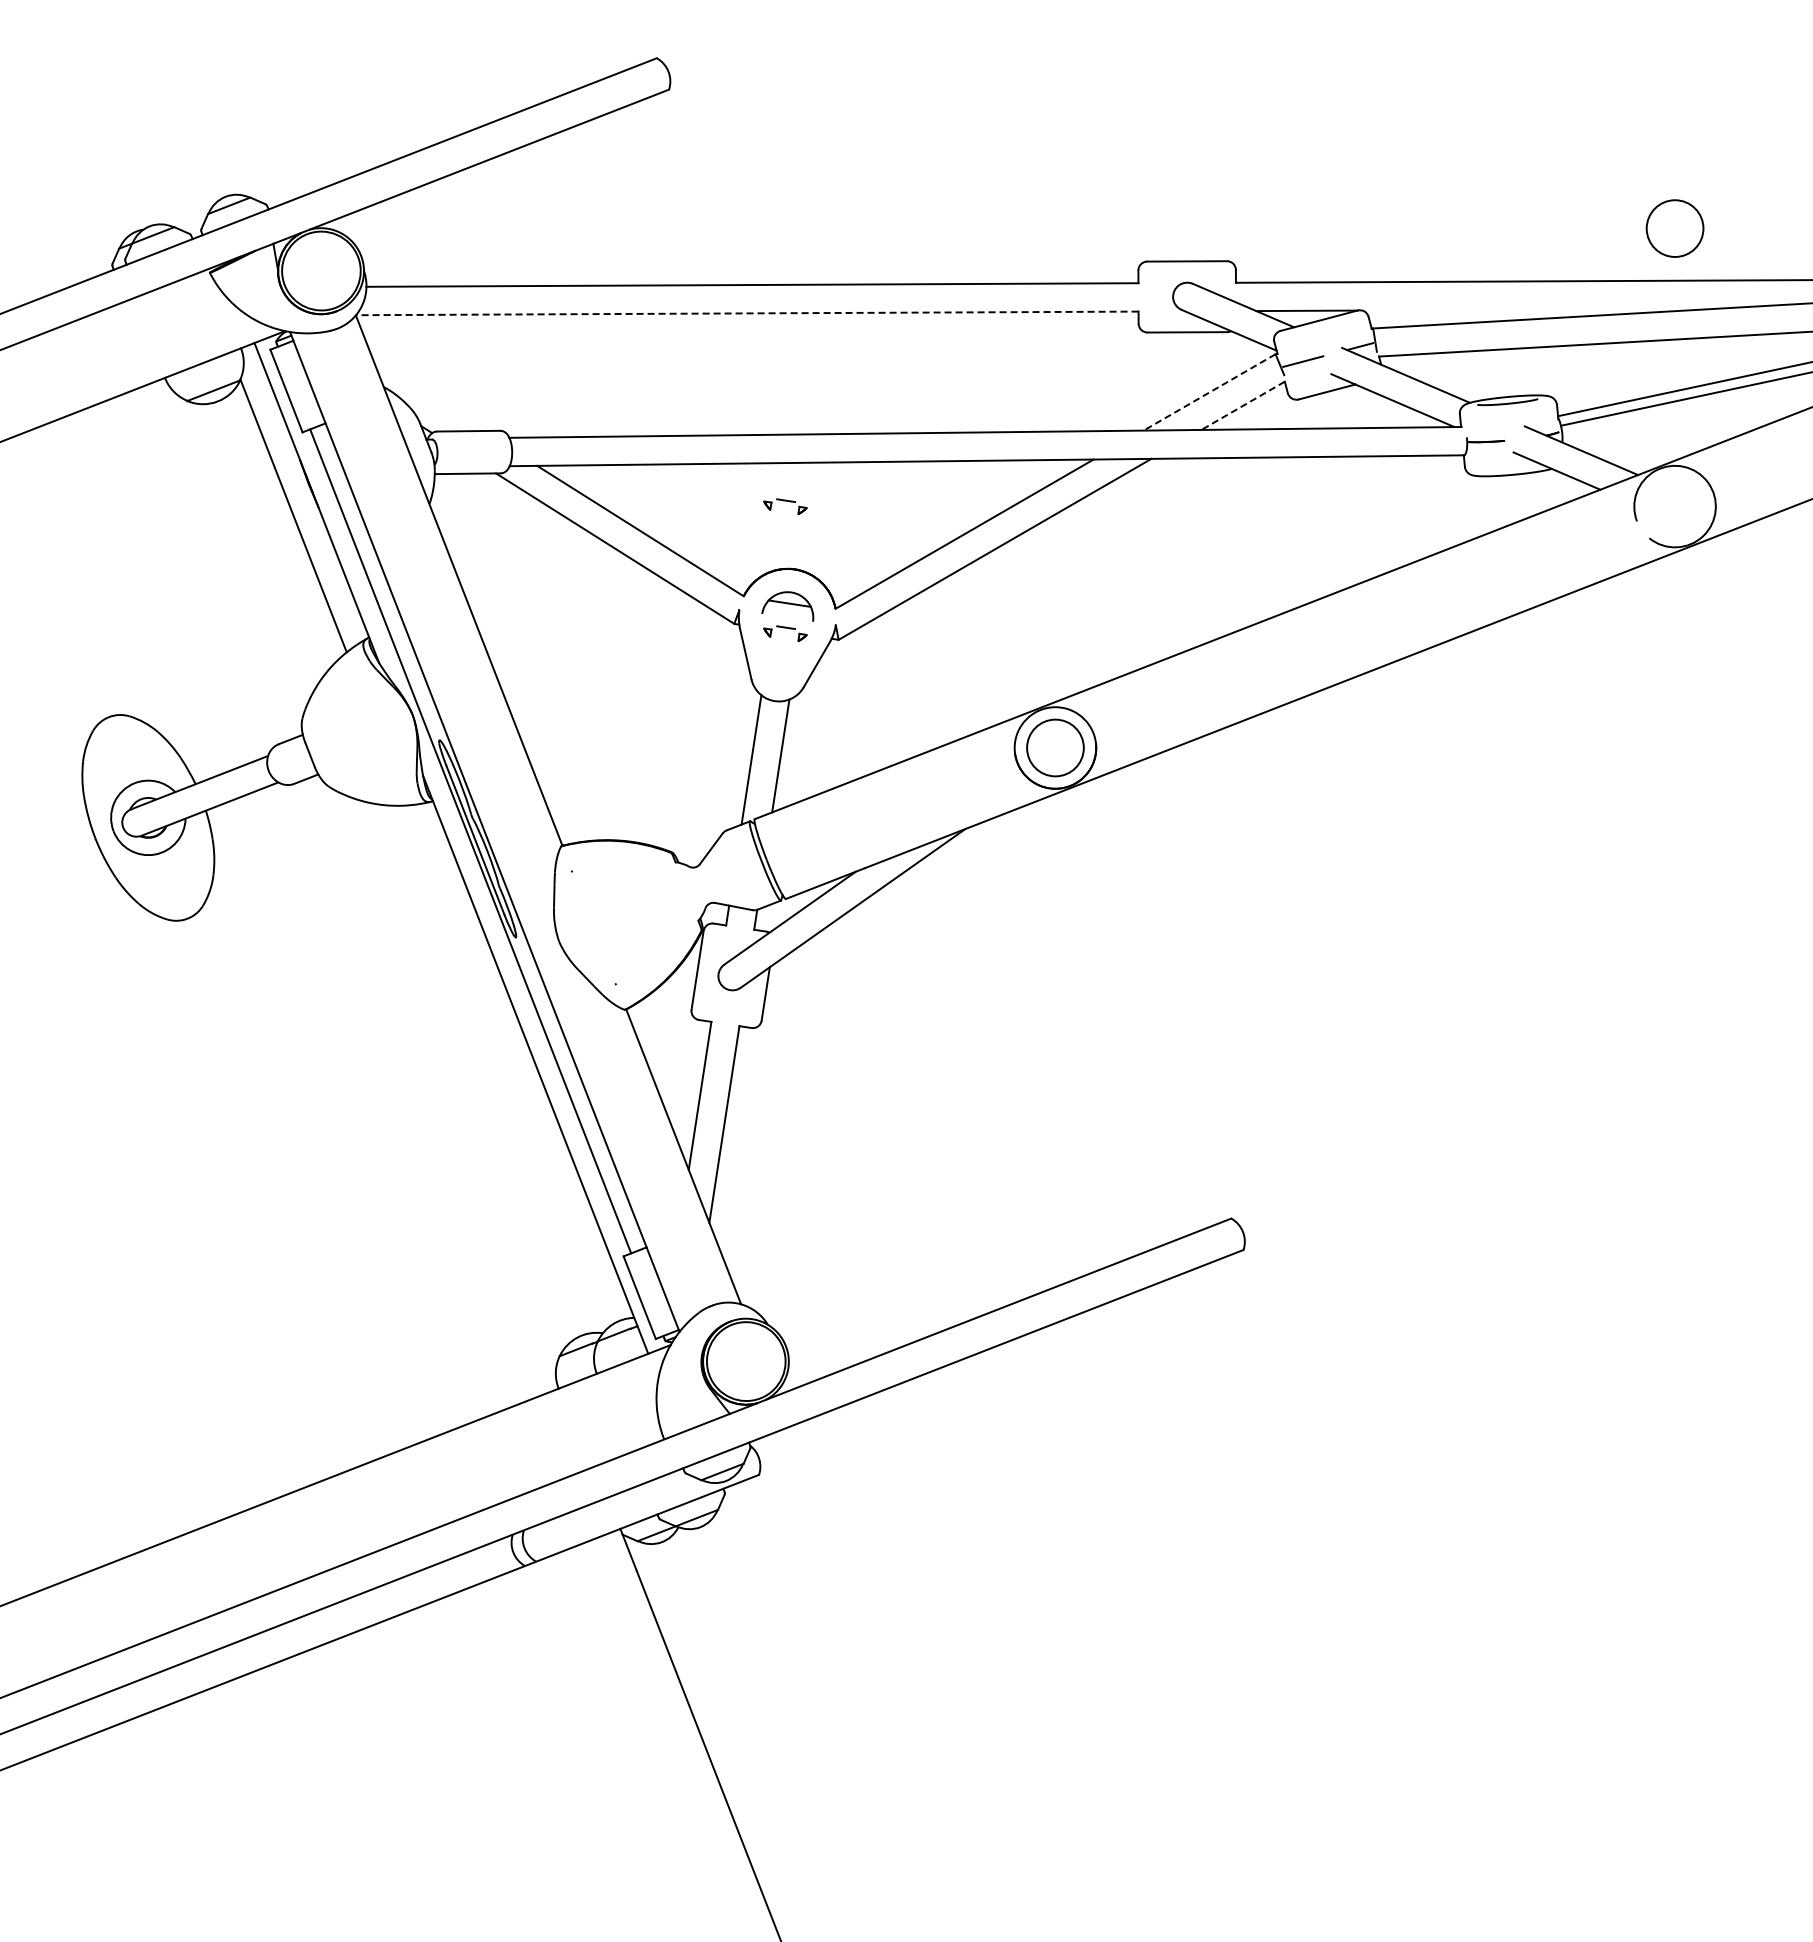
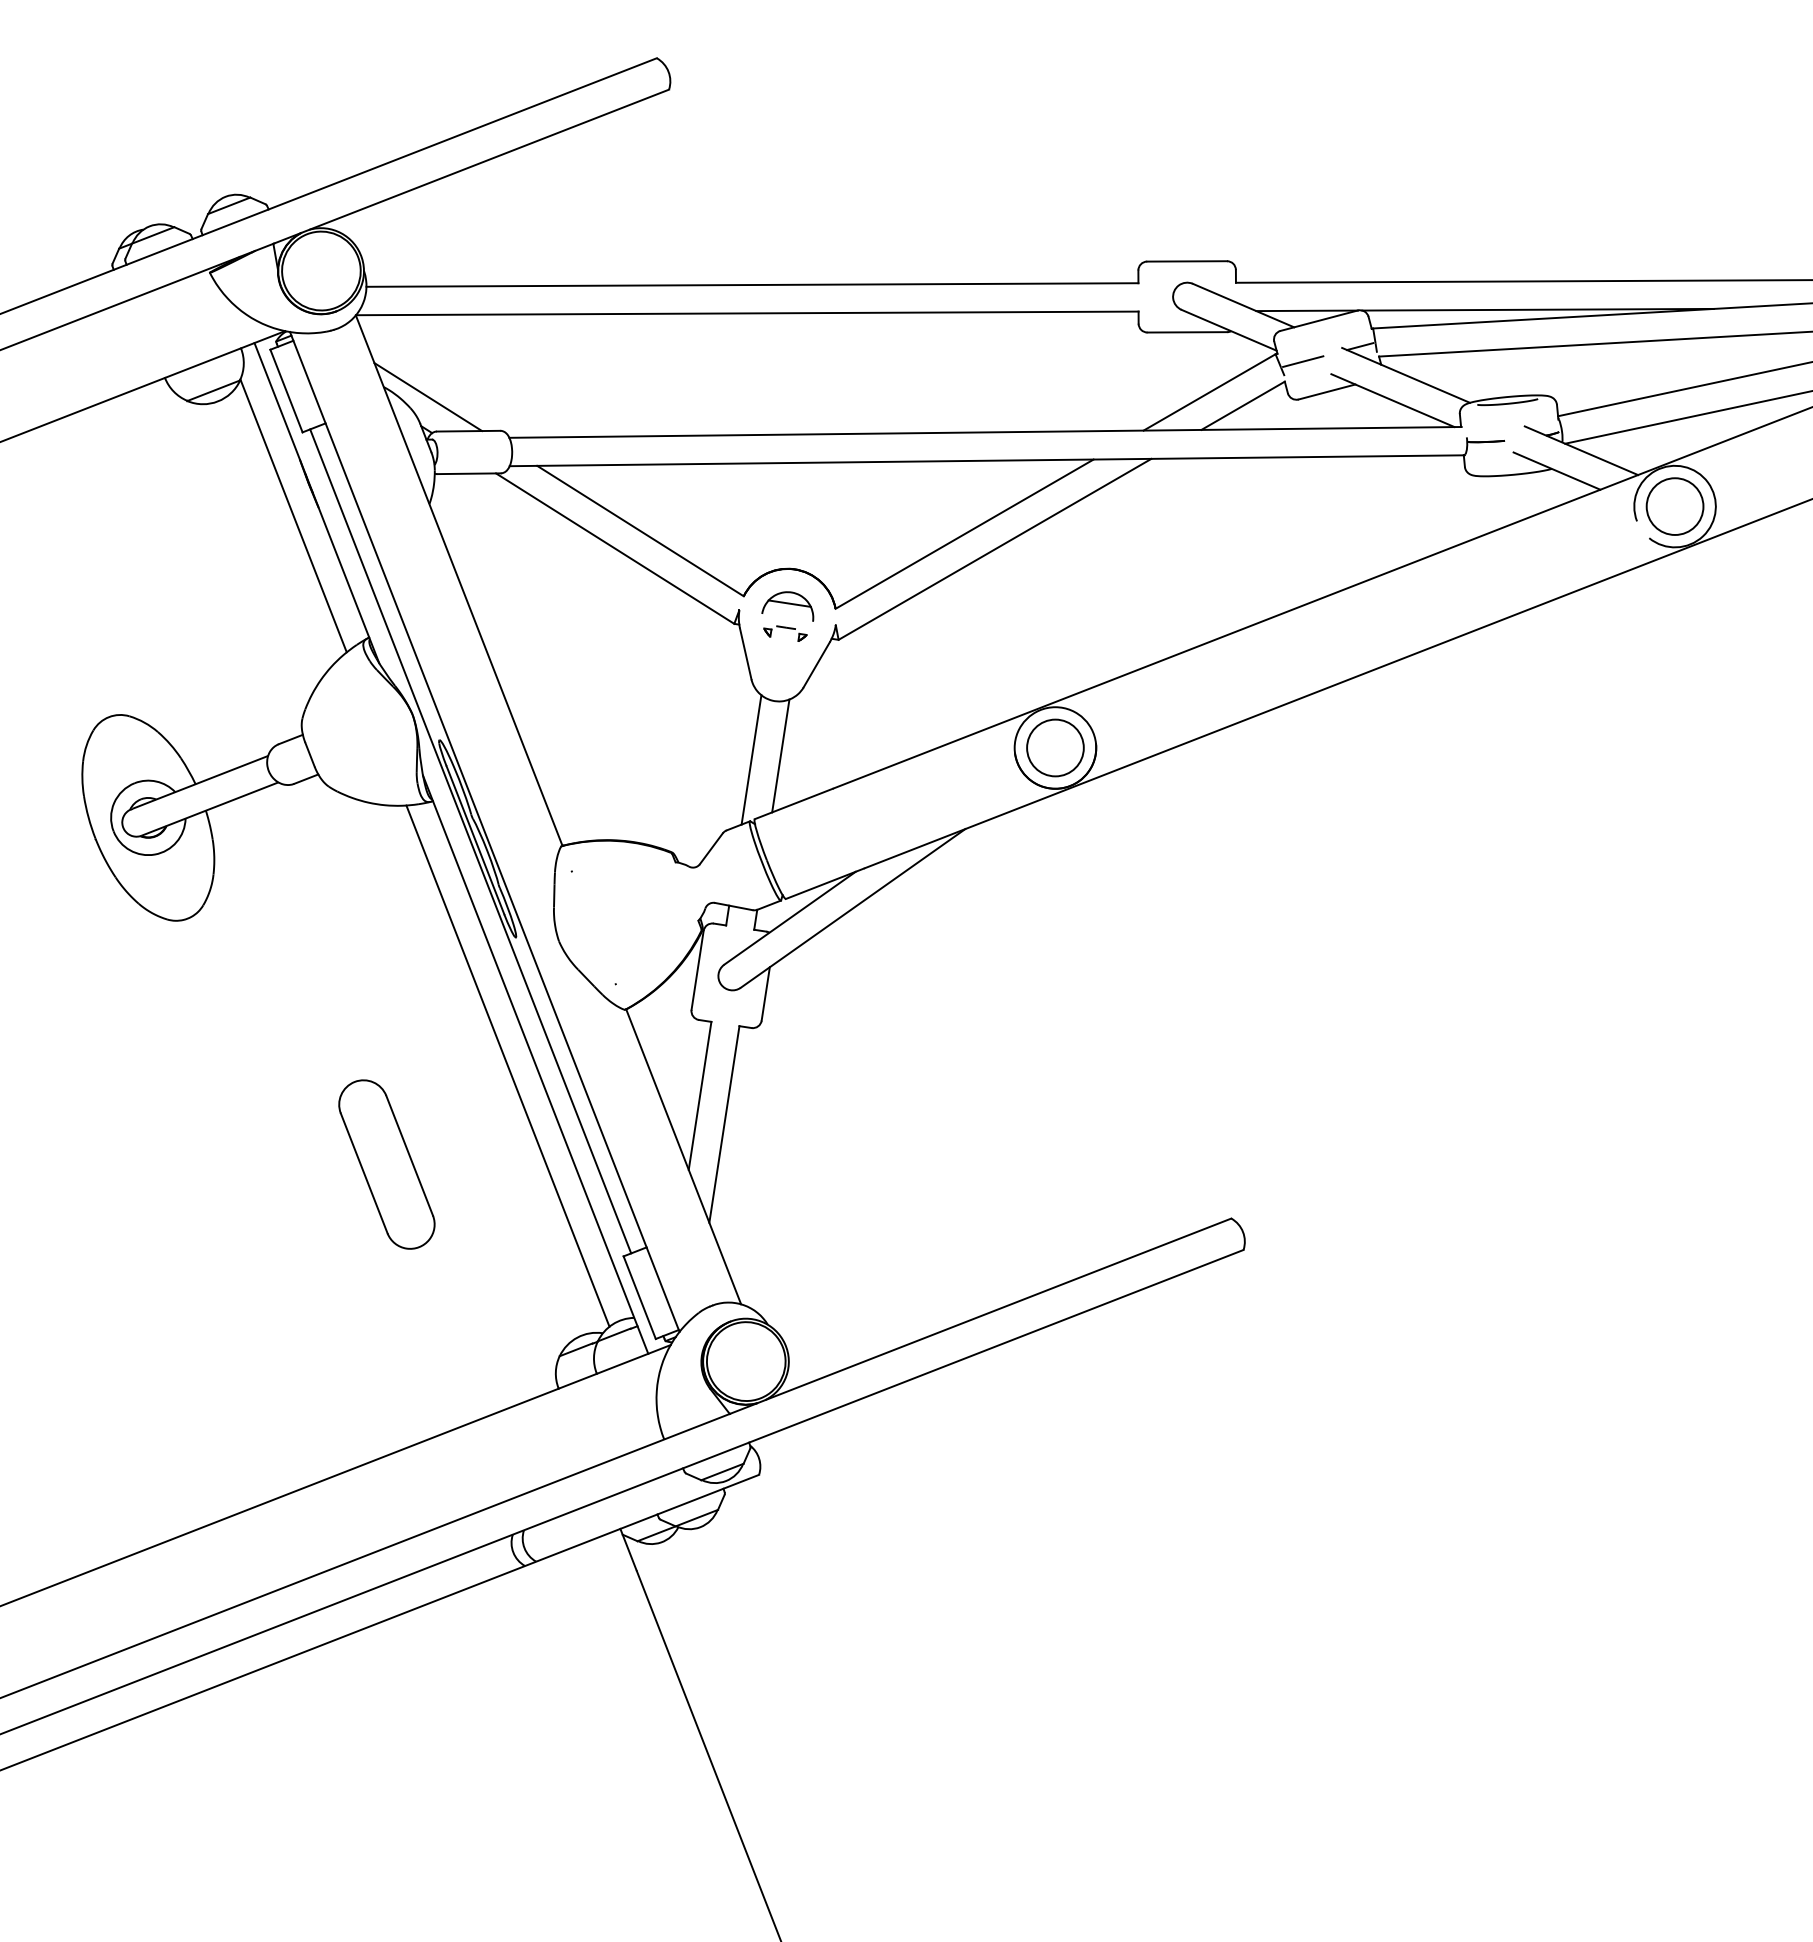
circle position: (1674, 228) -> (1674, 506) (1674, 506)
line: none -> present (1537, 309)
line: dashed -> solid (746, 313)
line: dashed -> solid (1209, 392)
line: none -> present (428, 397)
line position: (1685, 398) -> (1687, 417) (1687, 417)
line: dashed -> solid (1242, 406)
part: present -> none (785, 506)
line: none -> present (507, 1065)
part: none -> present (386, 1164)
